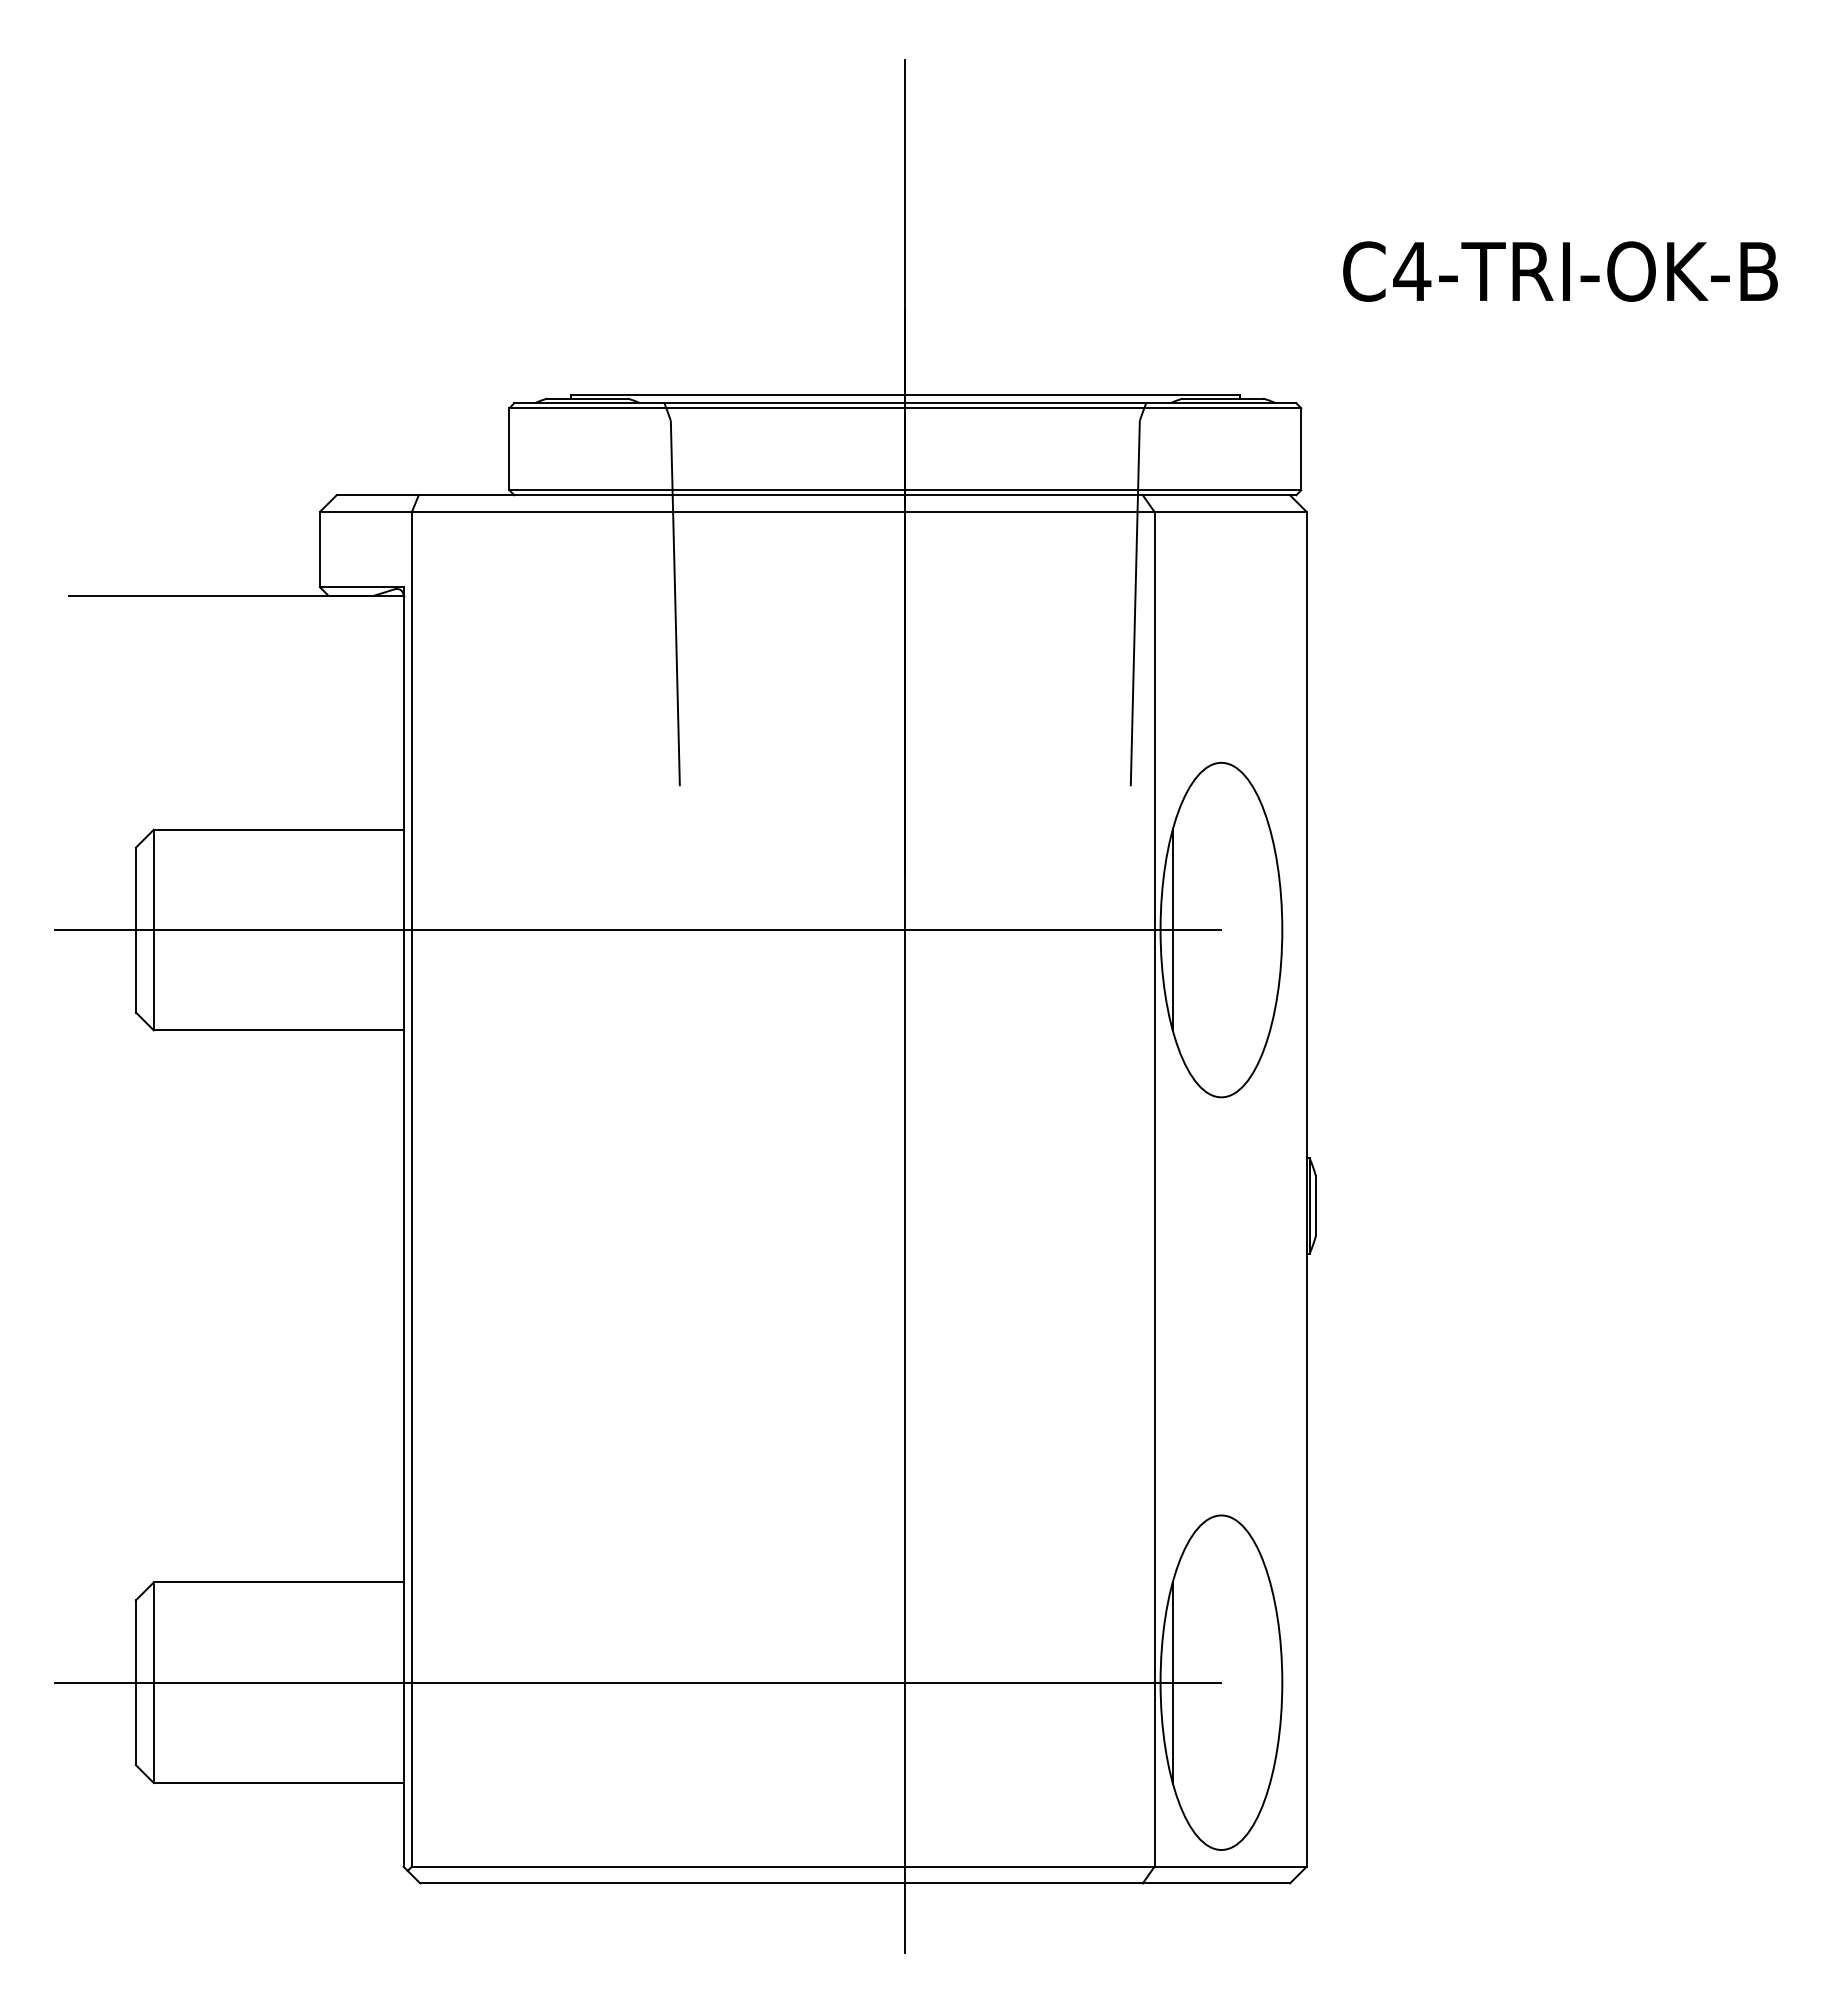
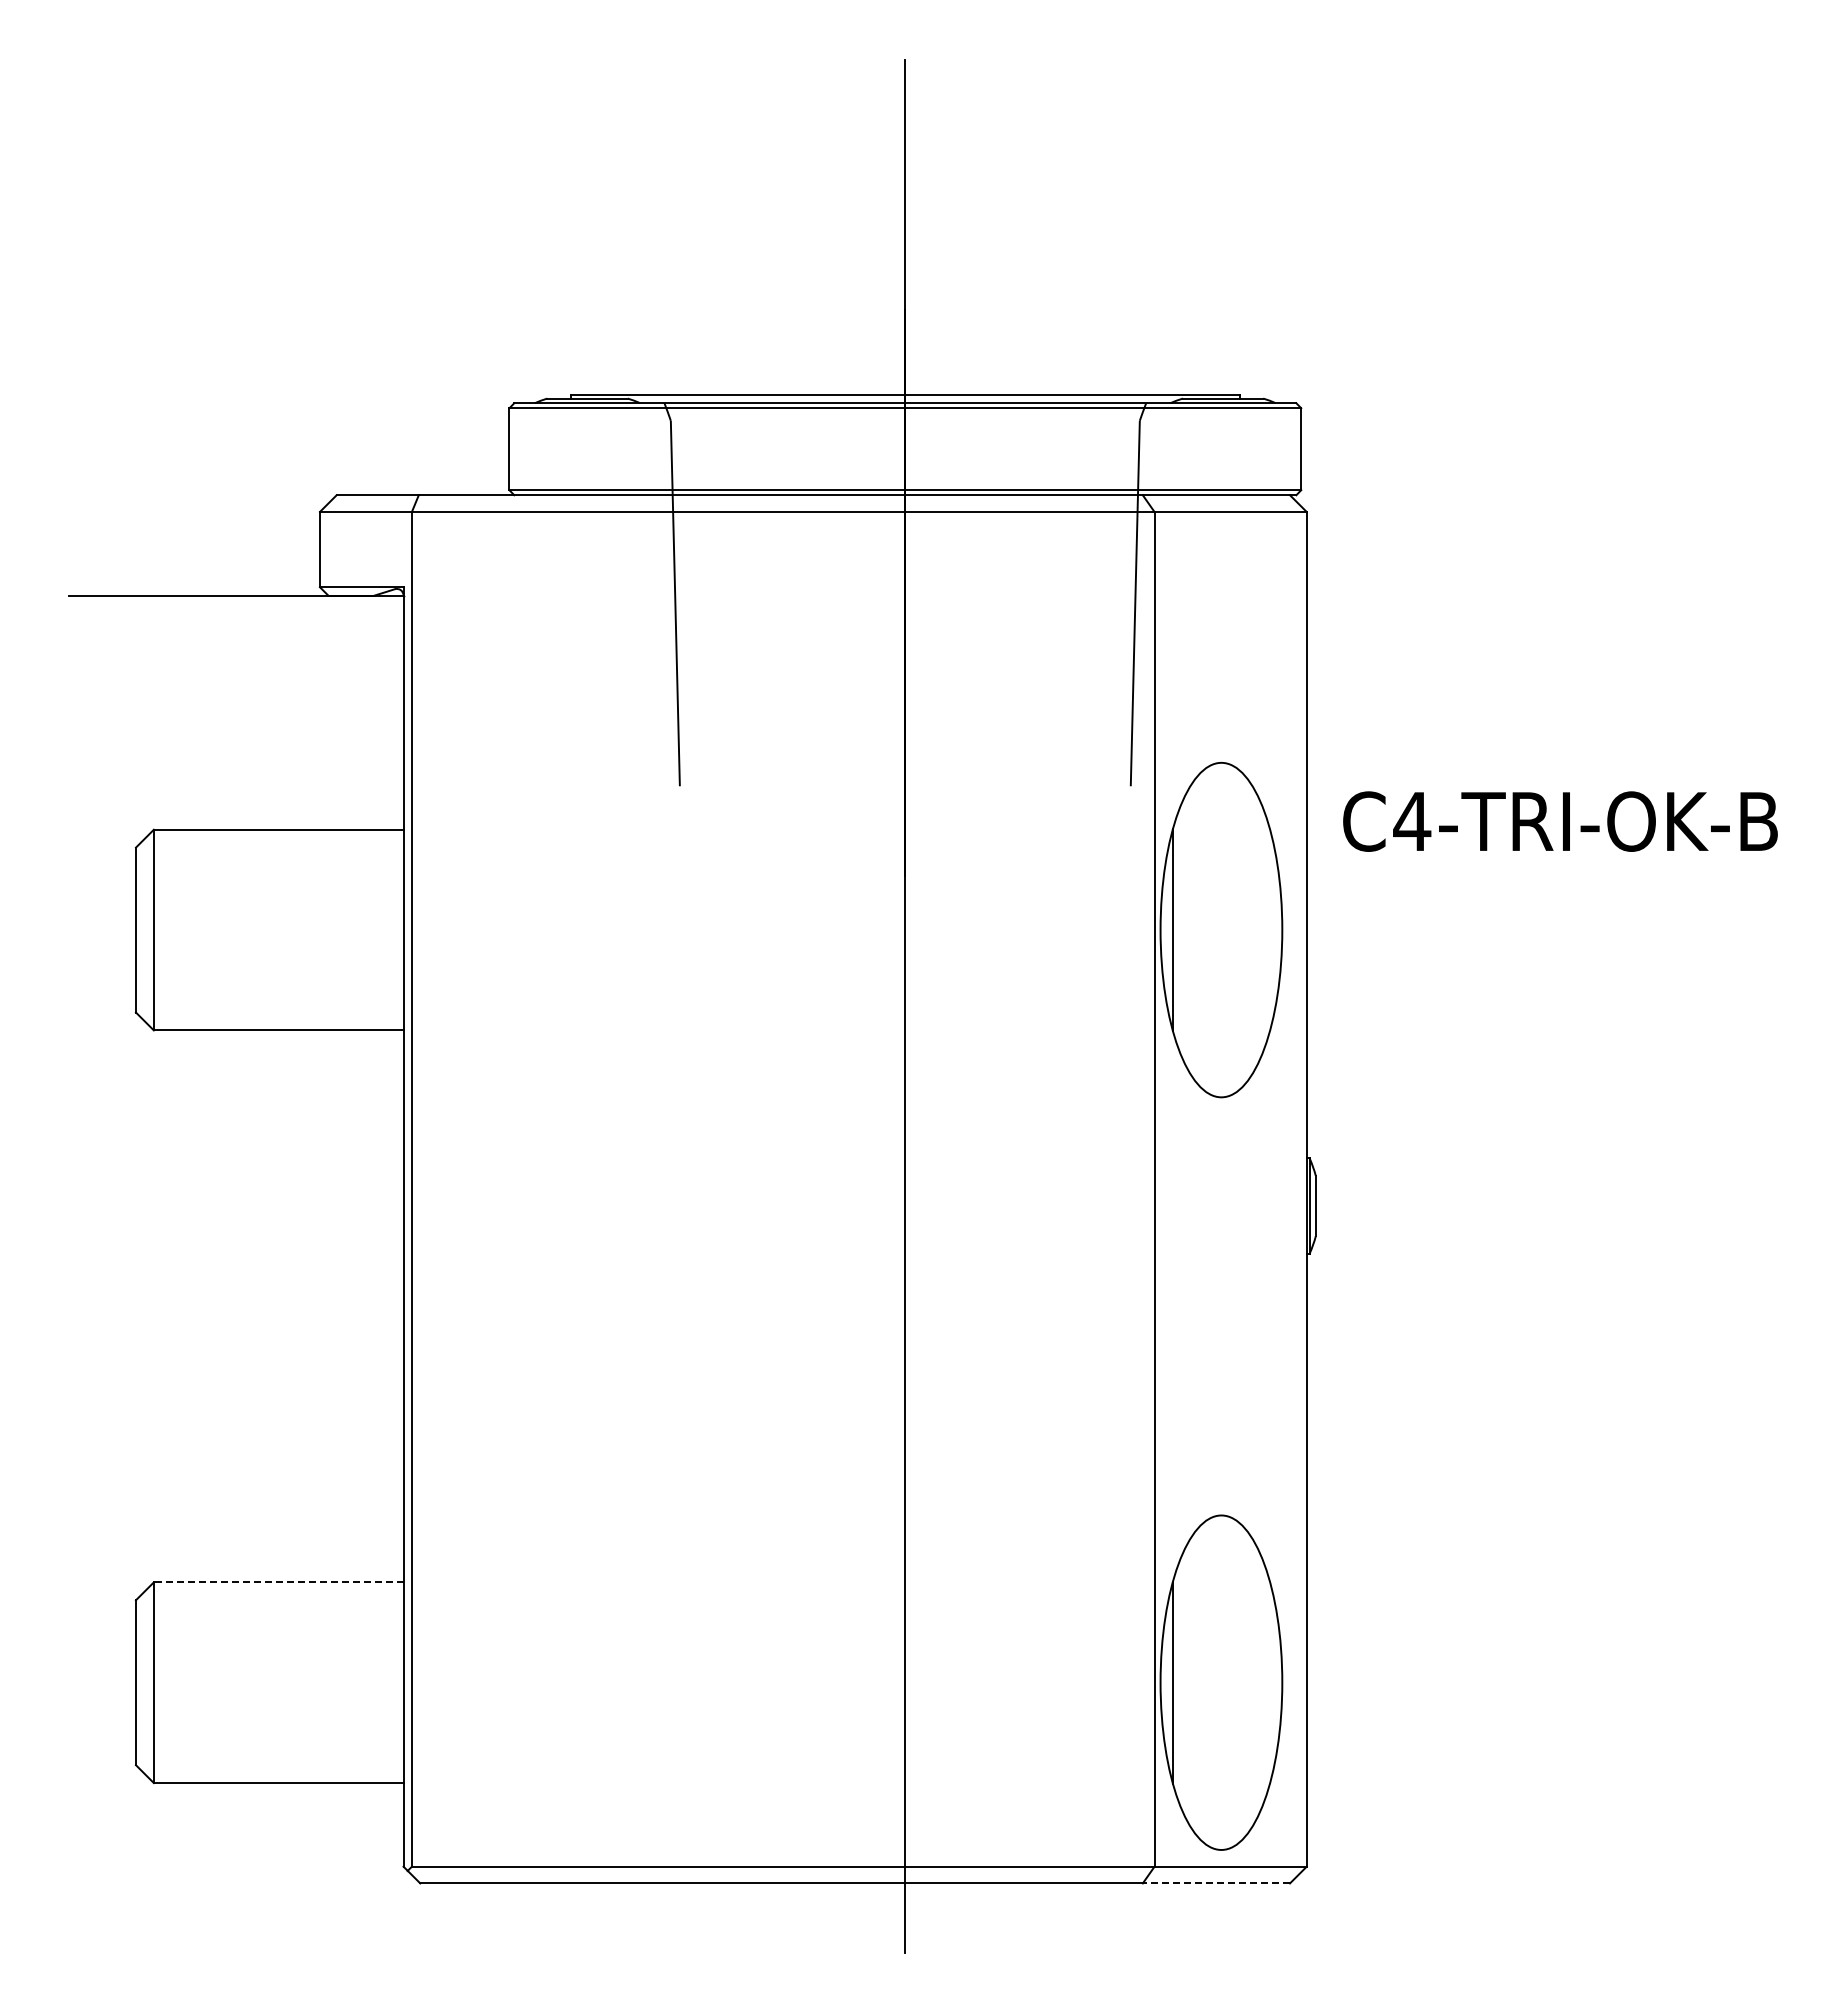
text position: (1560, 271) -> (1560, 821) (1560, 821)
line: present -> none (638, 930)
line: solid -> dashed (278, 1582)
line: present -> none (638, 1682)
line: solid -> dashed (1216, 1883)
